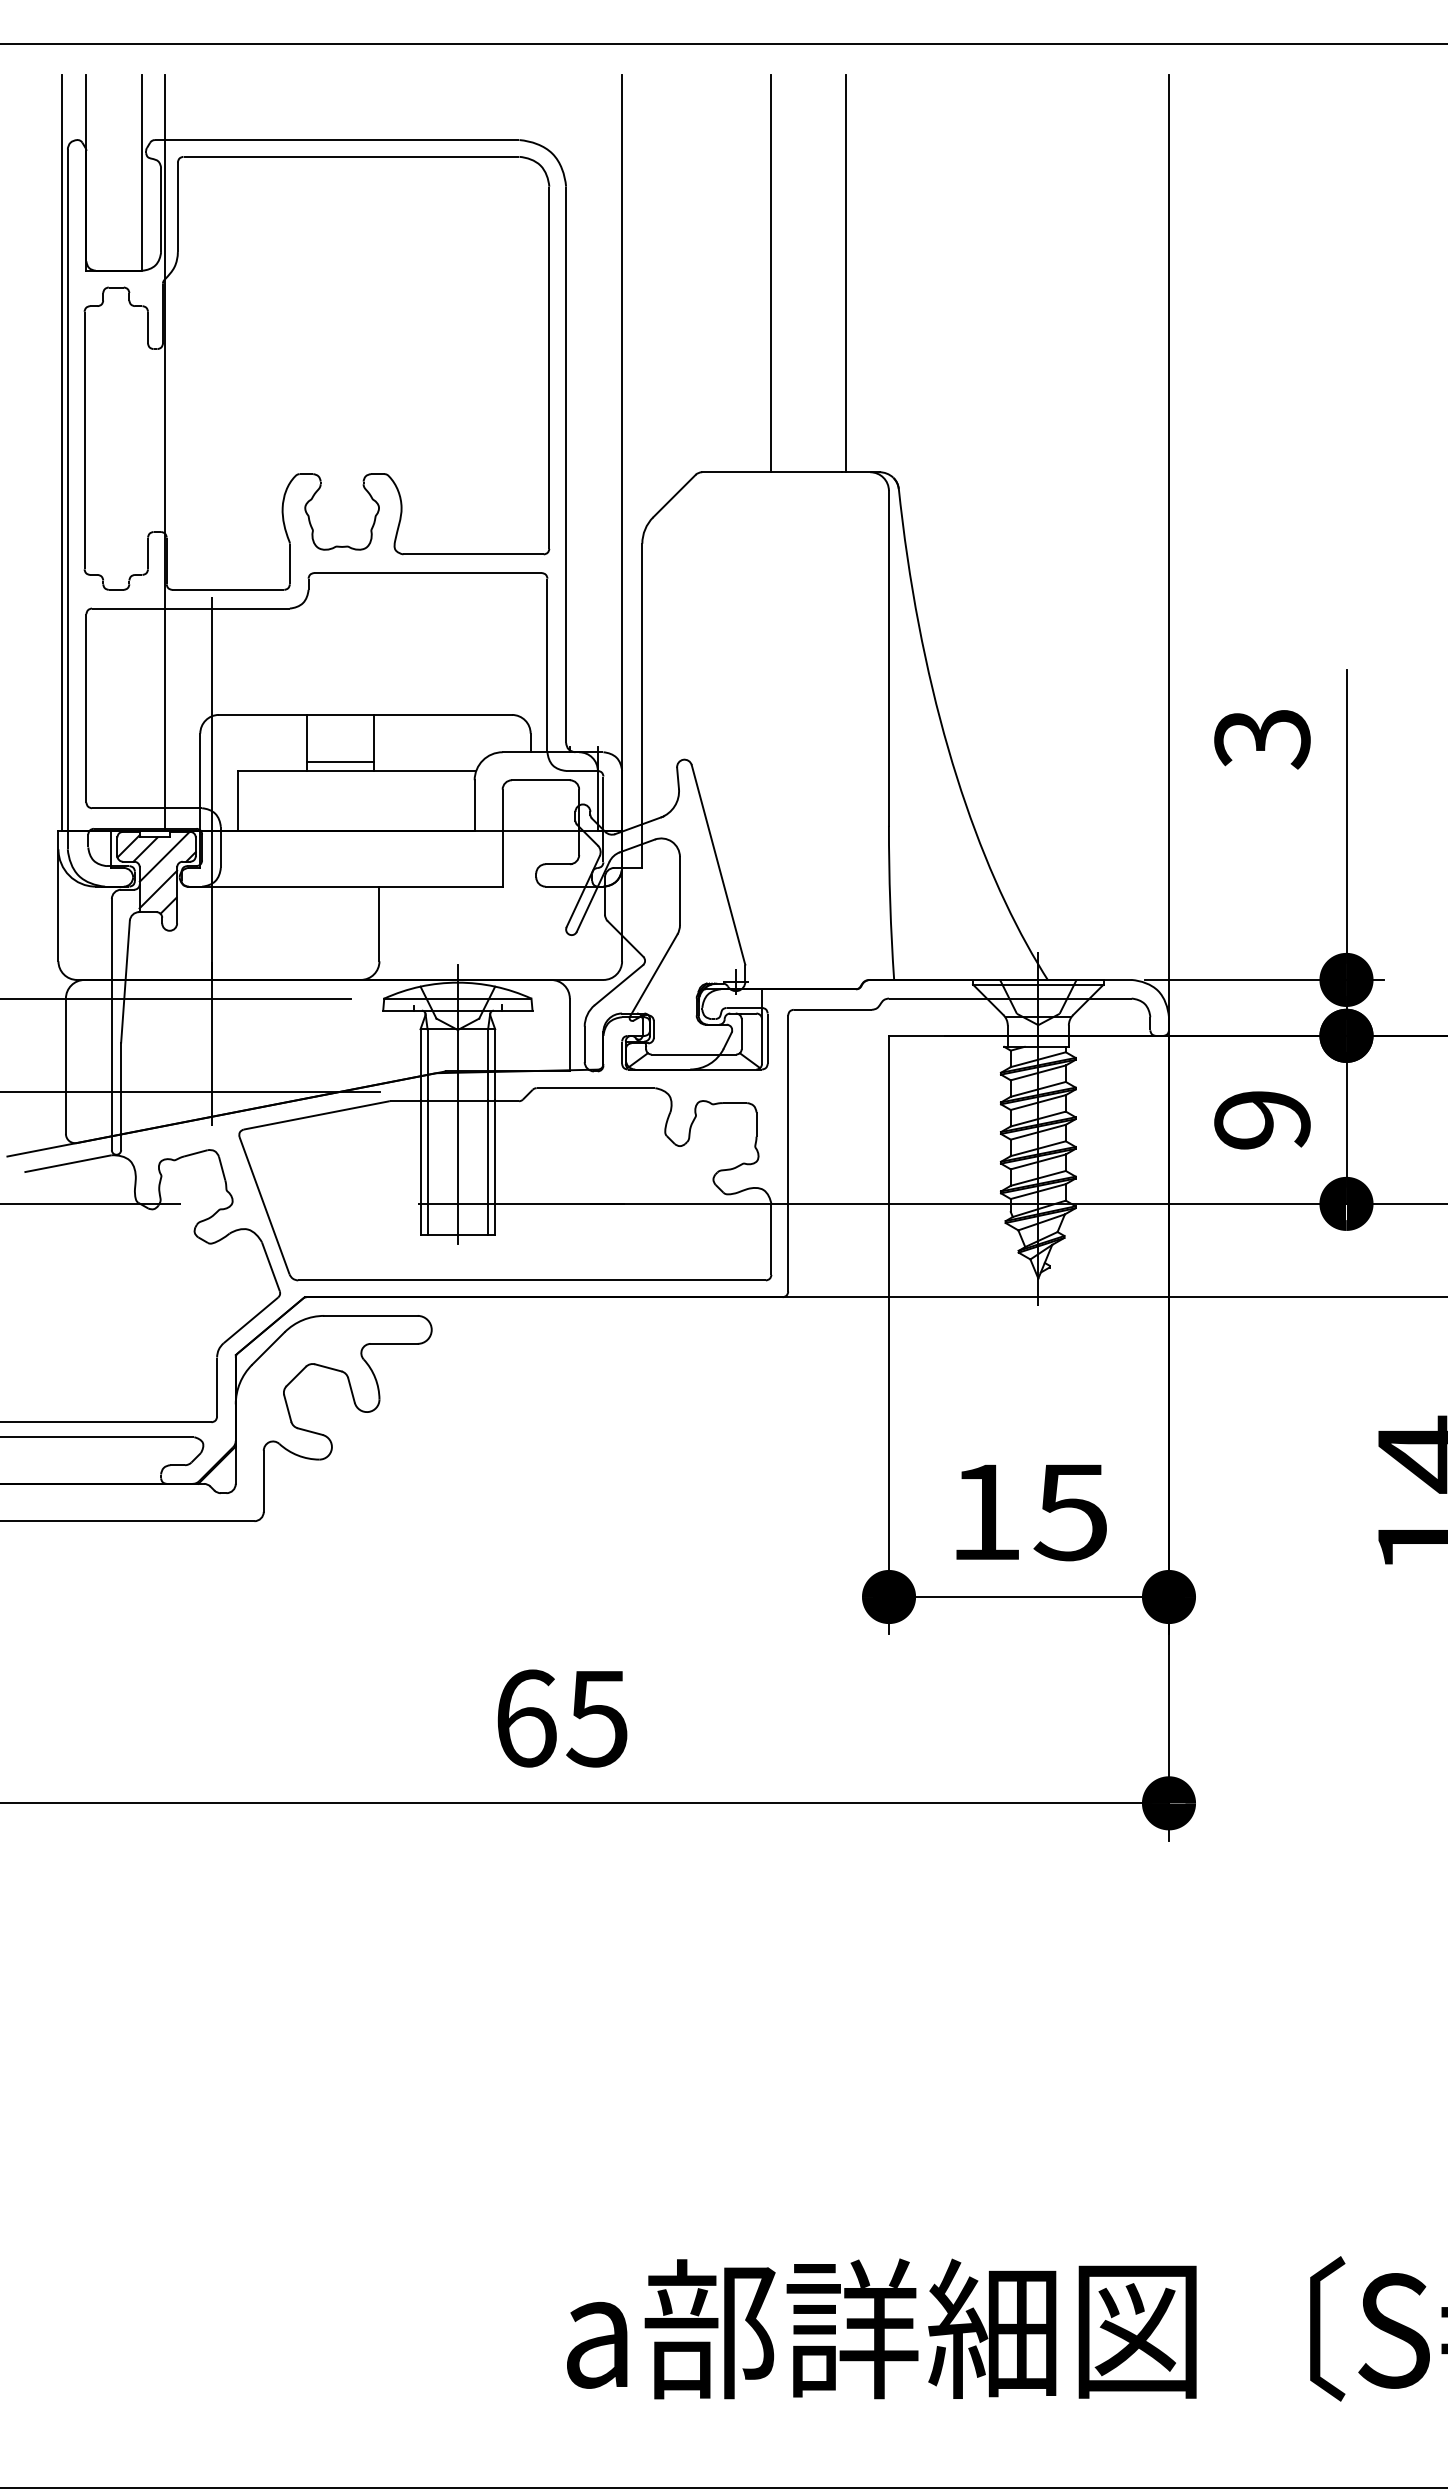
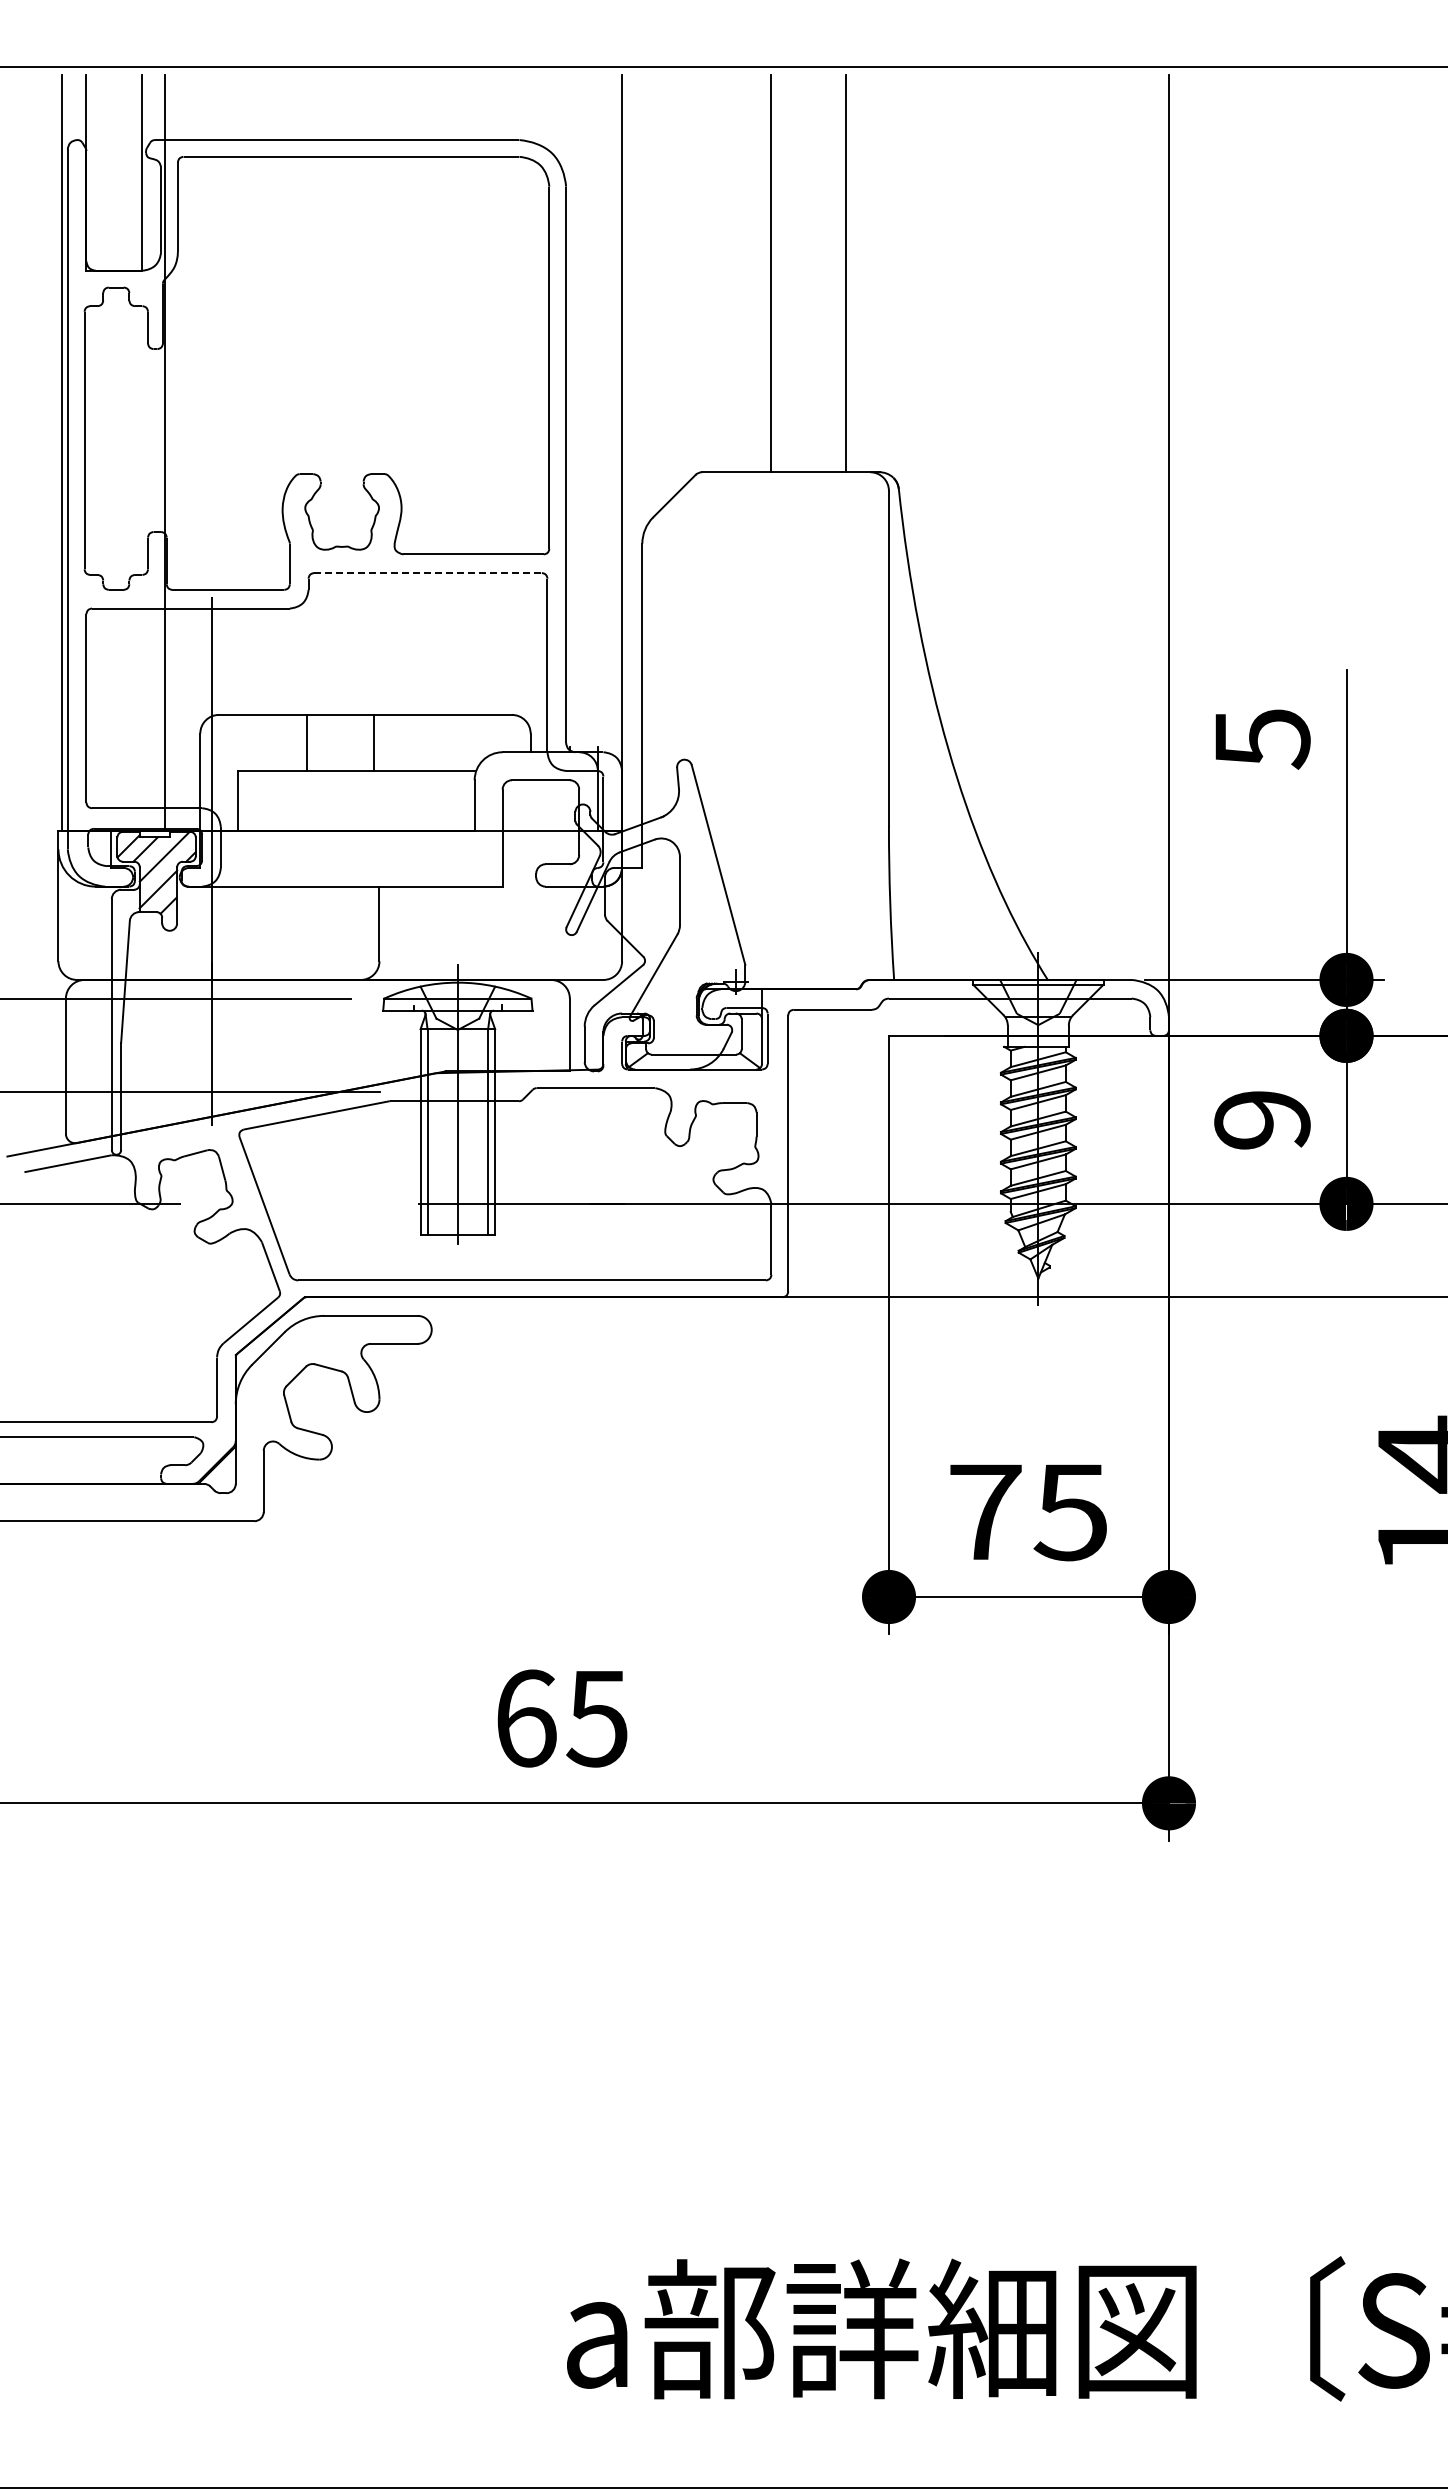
line position: (723, 44) -> (723, 67) (723, 67)
line: solid -> dashed (428, 573)
text: 3 -> 5 (1262, 739)
line: present -> none (339, 761)
text: 15 -> 75 (985, 1511)
